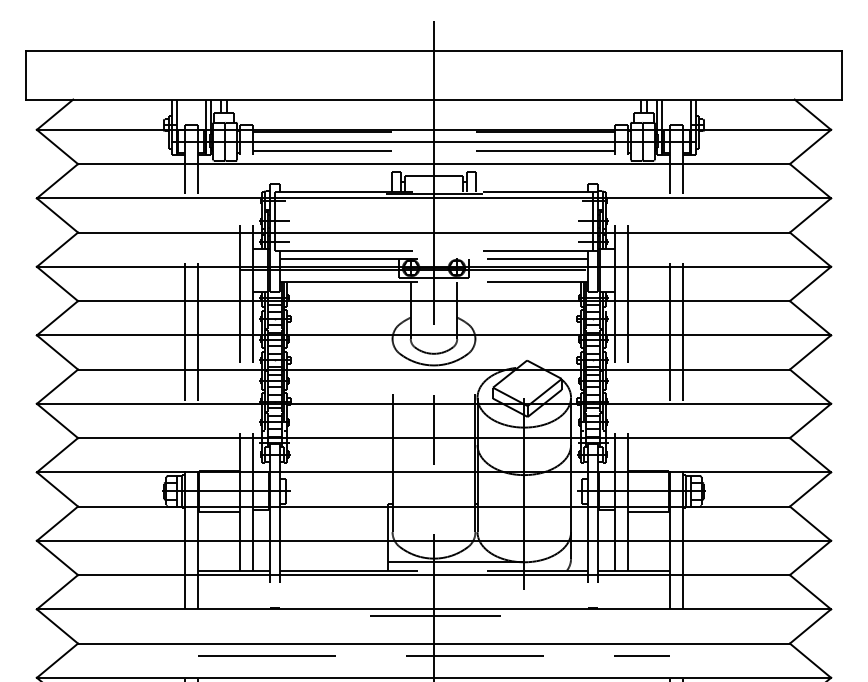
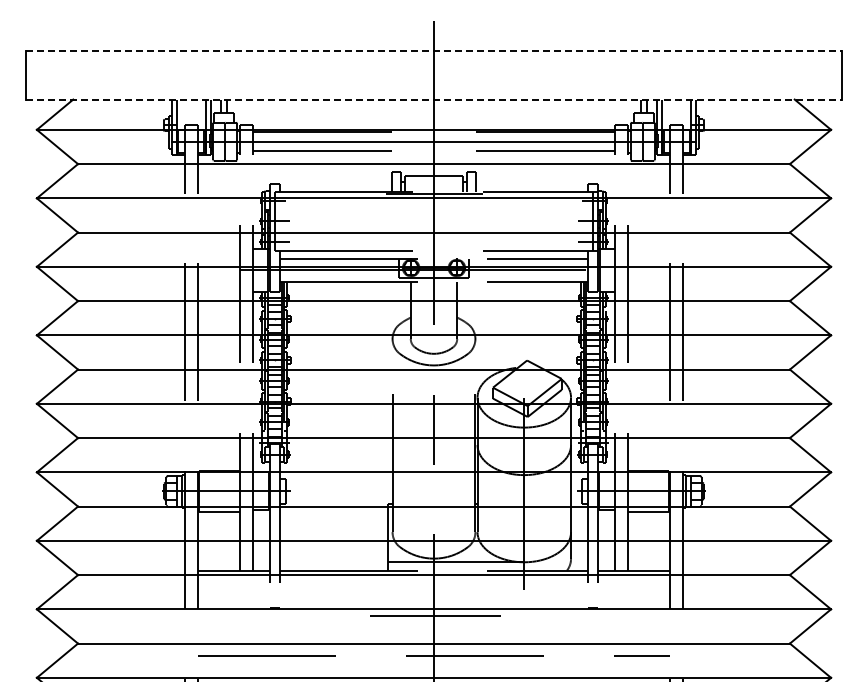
line: solid -> dashed (433, 50)
line: solid -> dashed (433, 99)
